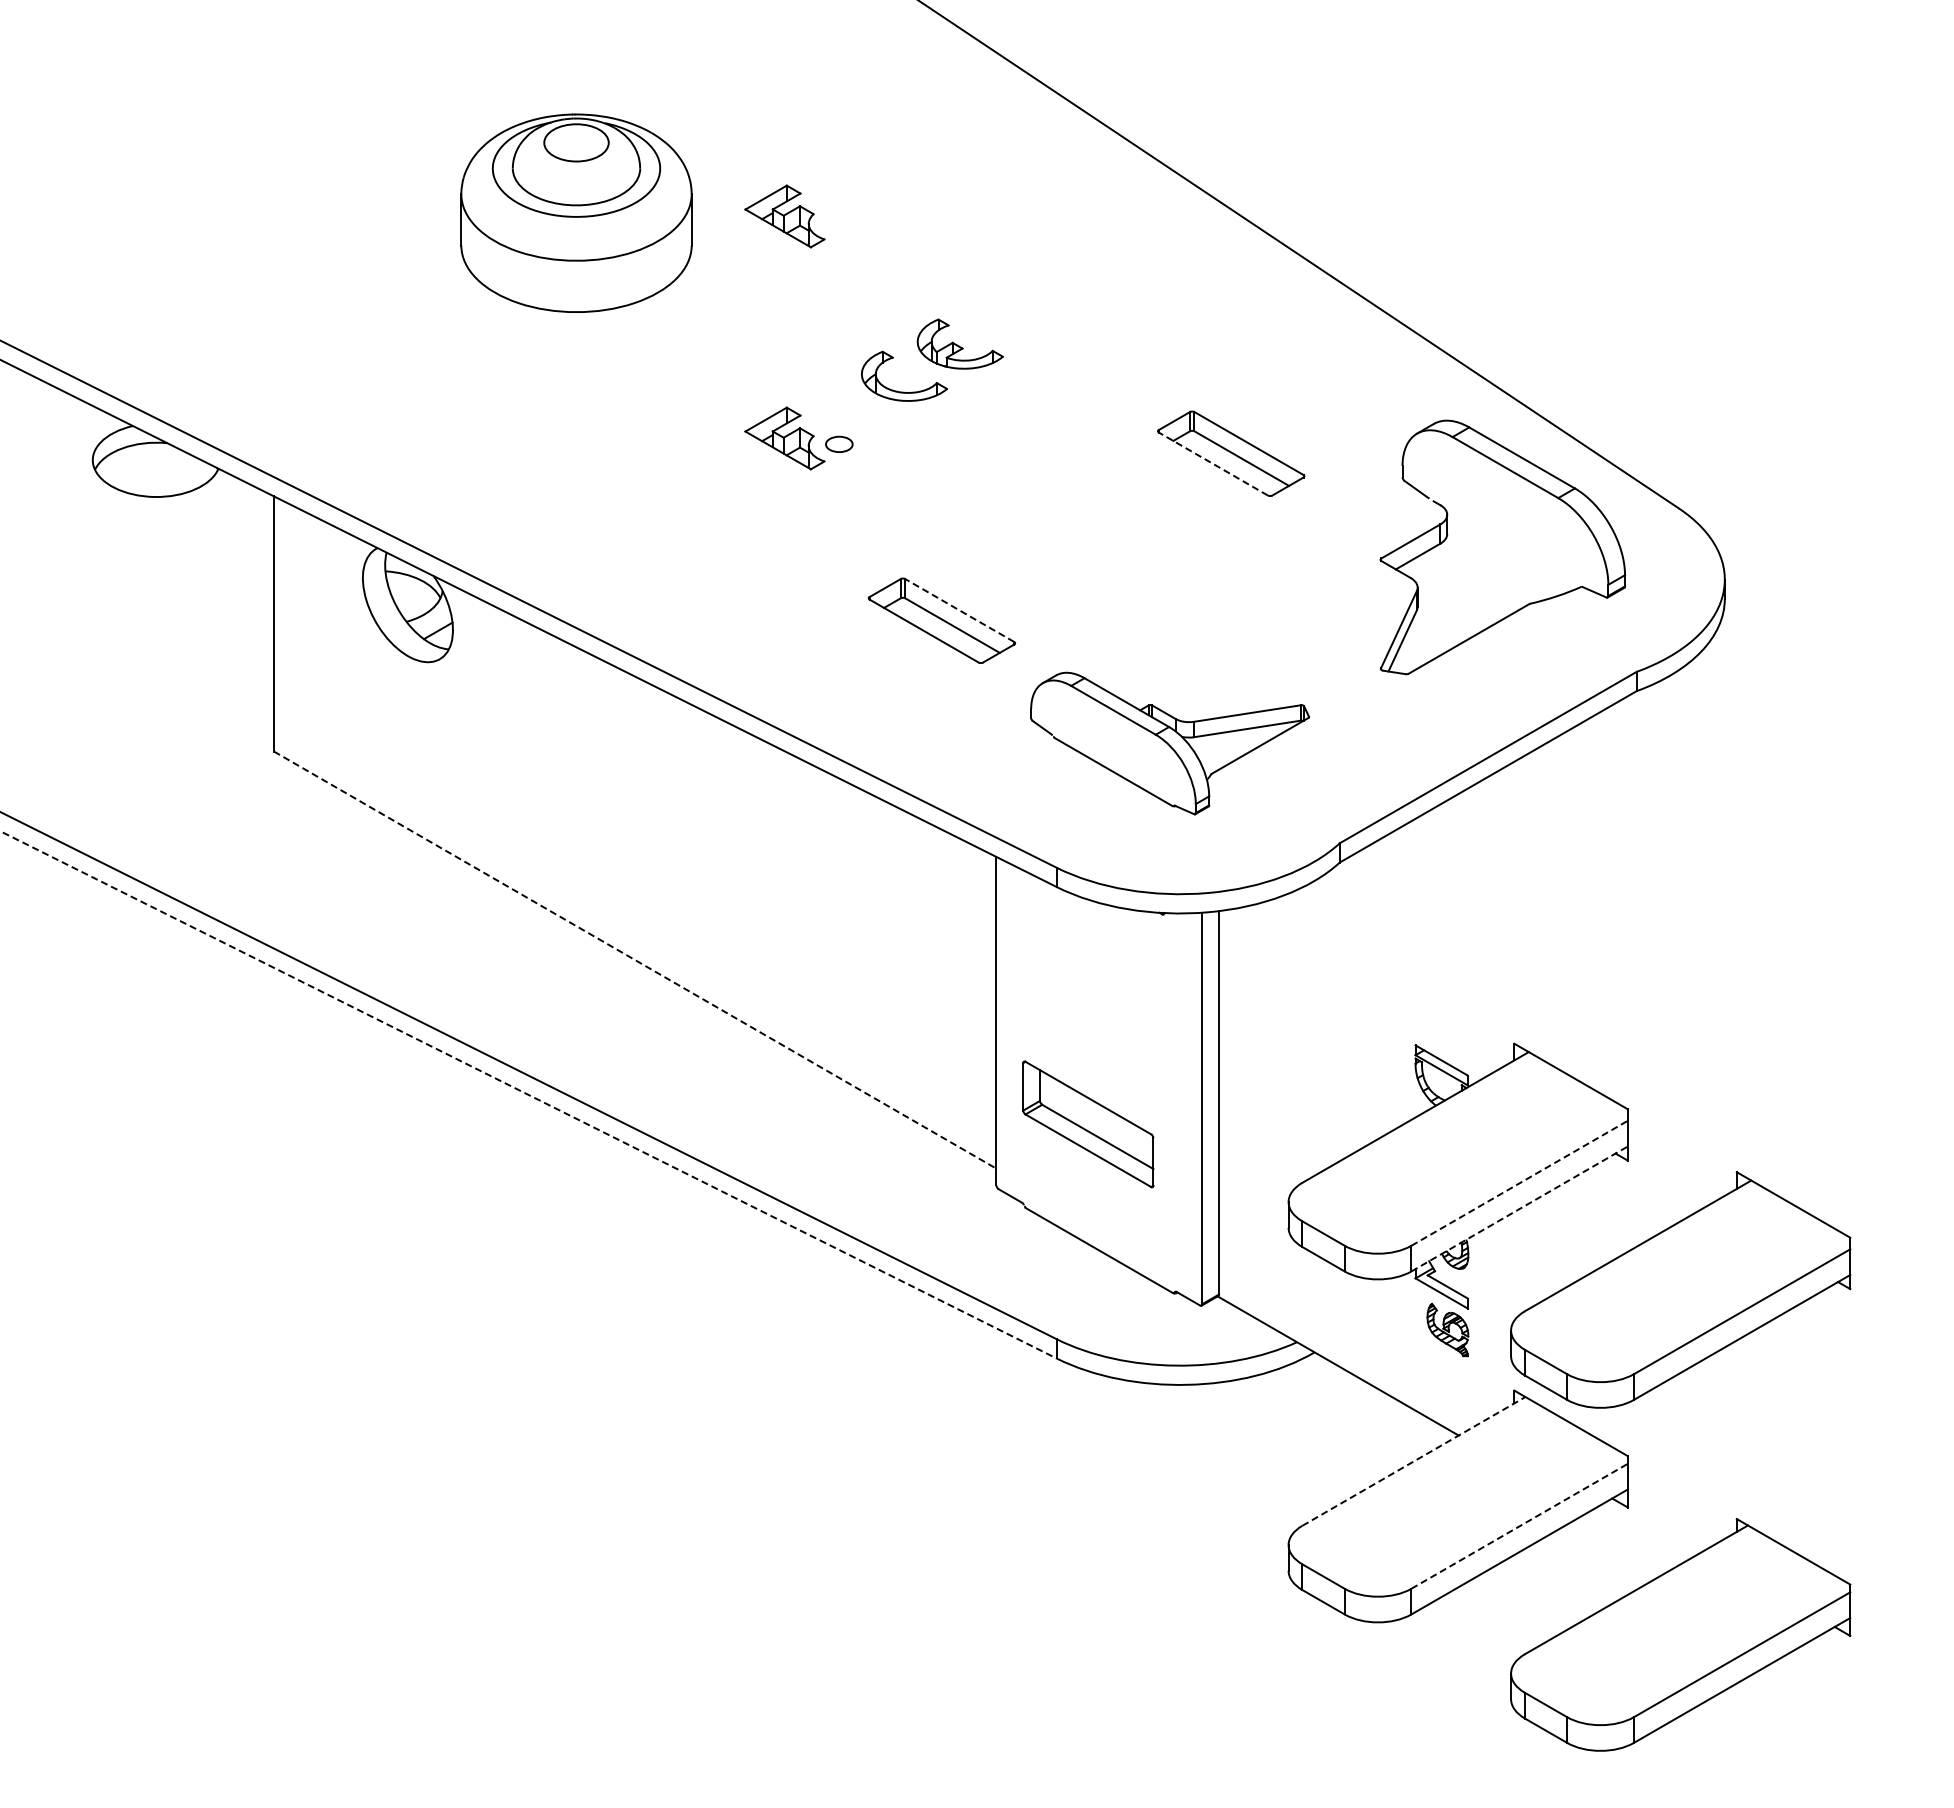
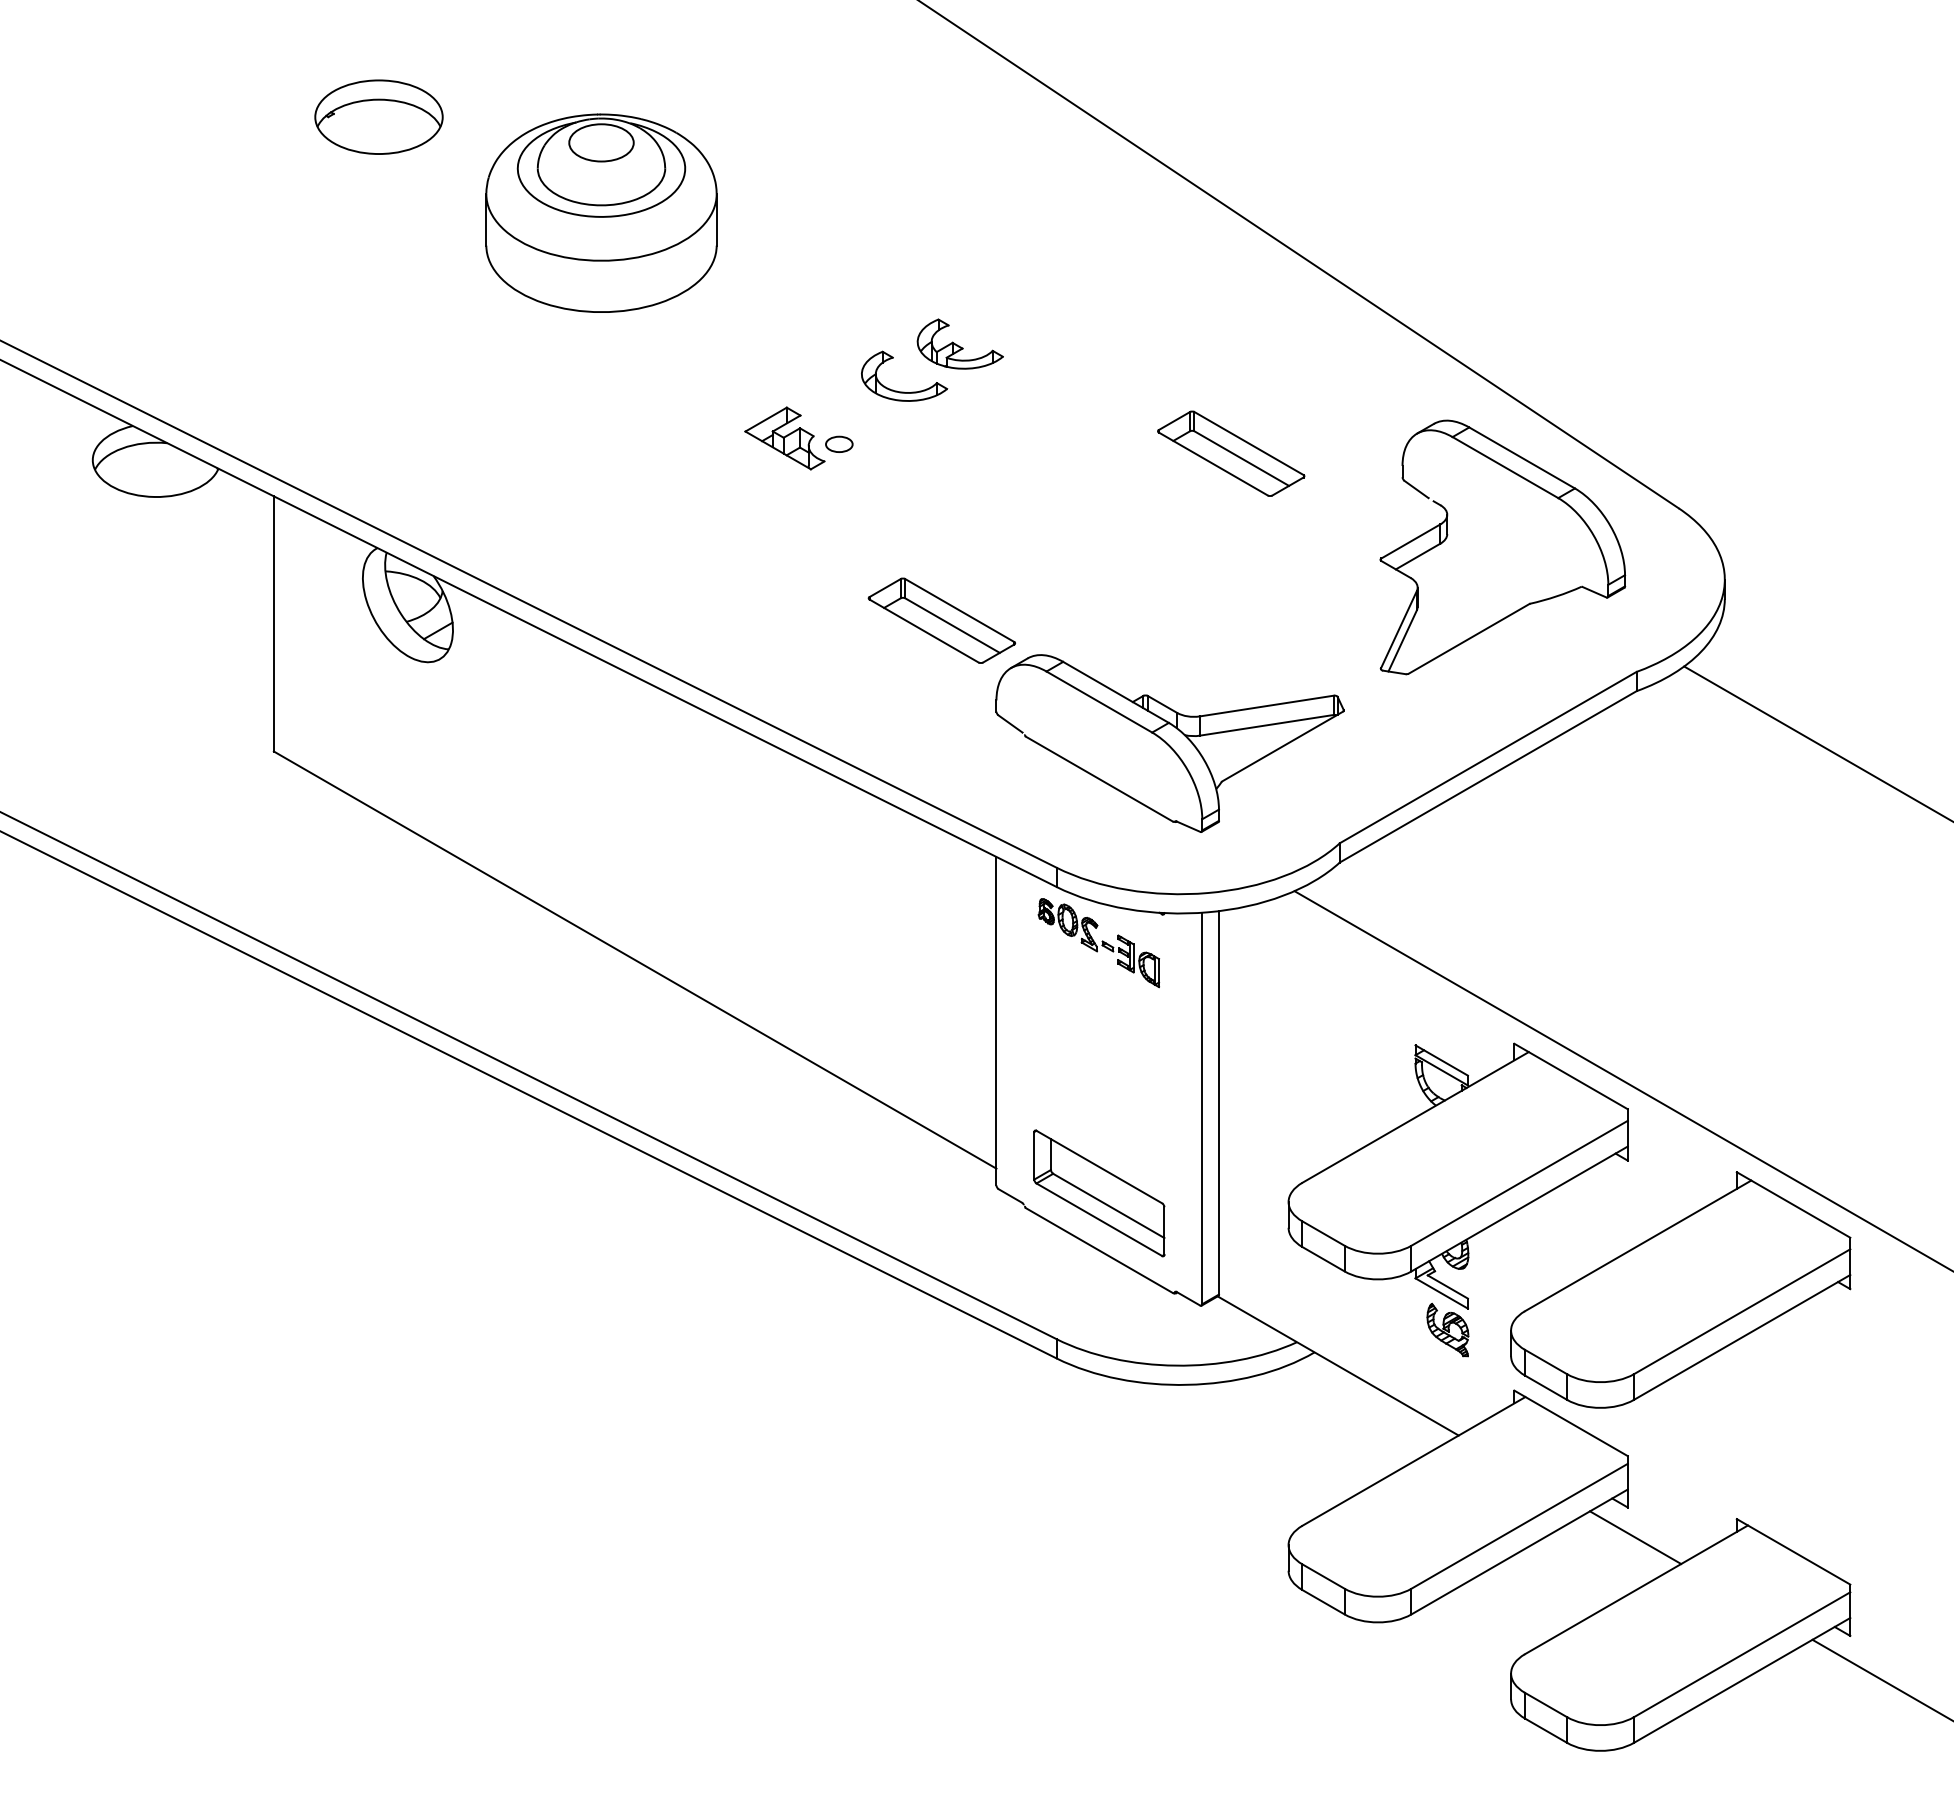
part: none -> present (378, 116)
part position: (576, 212) -> (601, 212) (601, 212)
part: present -> none (784, 216)
line: dashed -> solid (1213, 464)
line: dashed -> solid (959, 610)
part size: 280x145 px -> 350x179 px (1169, 743)
line: none -> present (1817, 743)
part: none -> present (1098, 943)
line: dashed -> solid (635, 960)
line: none -> present (1622, 1080)
line: dashed -> solid (528, 1095)
part position: (1088, 1124) -> (1099, 1193) (1099, 1193)
line: dashed -> solid (1519, 1183)
line: dashed -> solid (1519, 1208)
line: dashed -> solid (1413, 1461)
line: dashed -> solid (1519, 1526)
line: none -> present (1635, 1537)
line: none -> present (1881, 1679)
